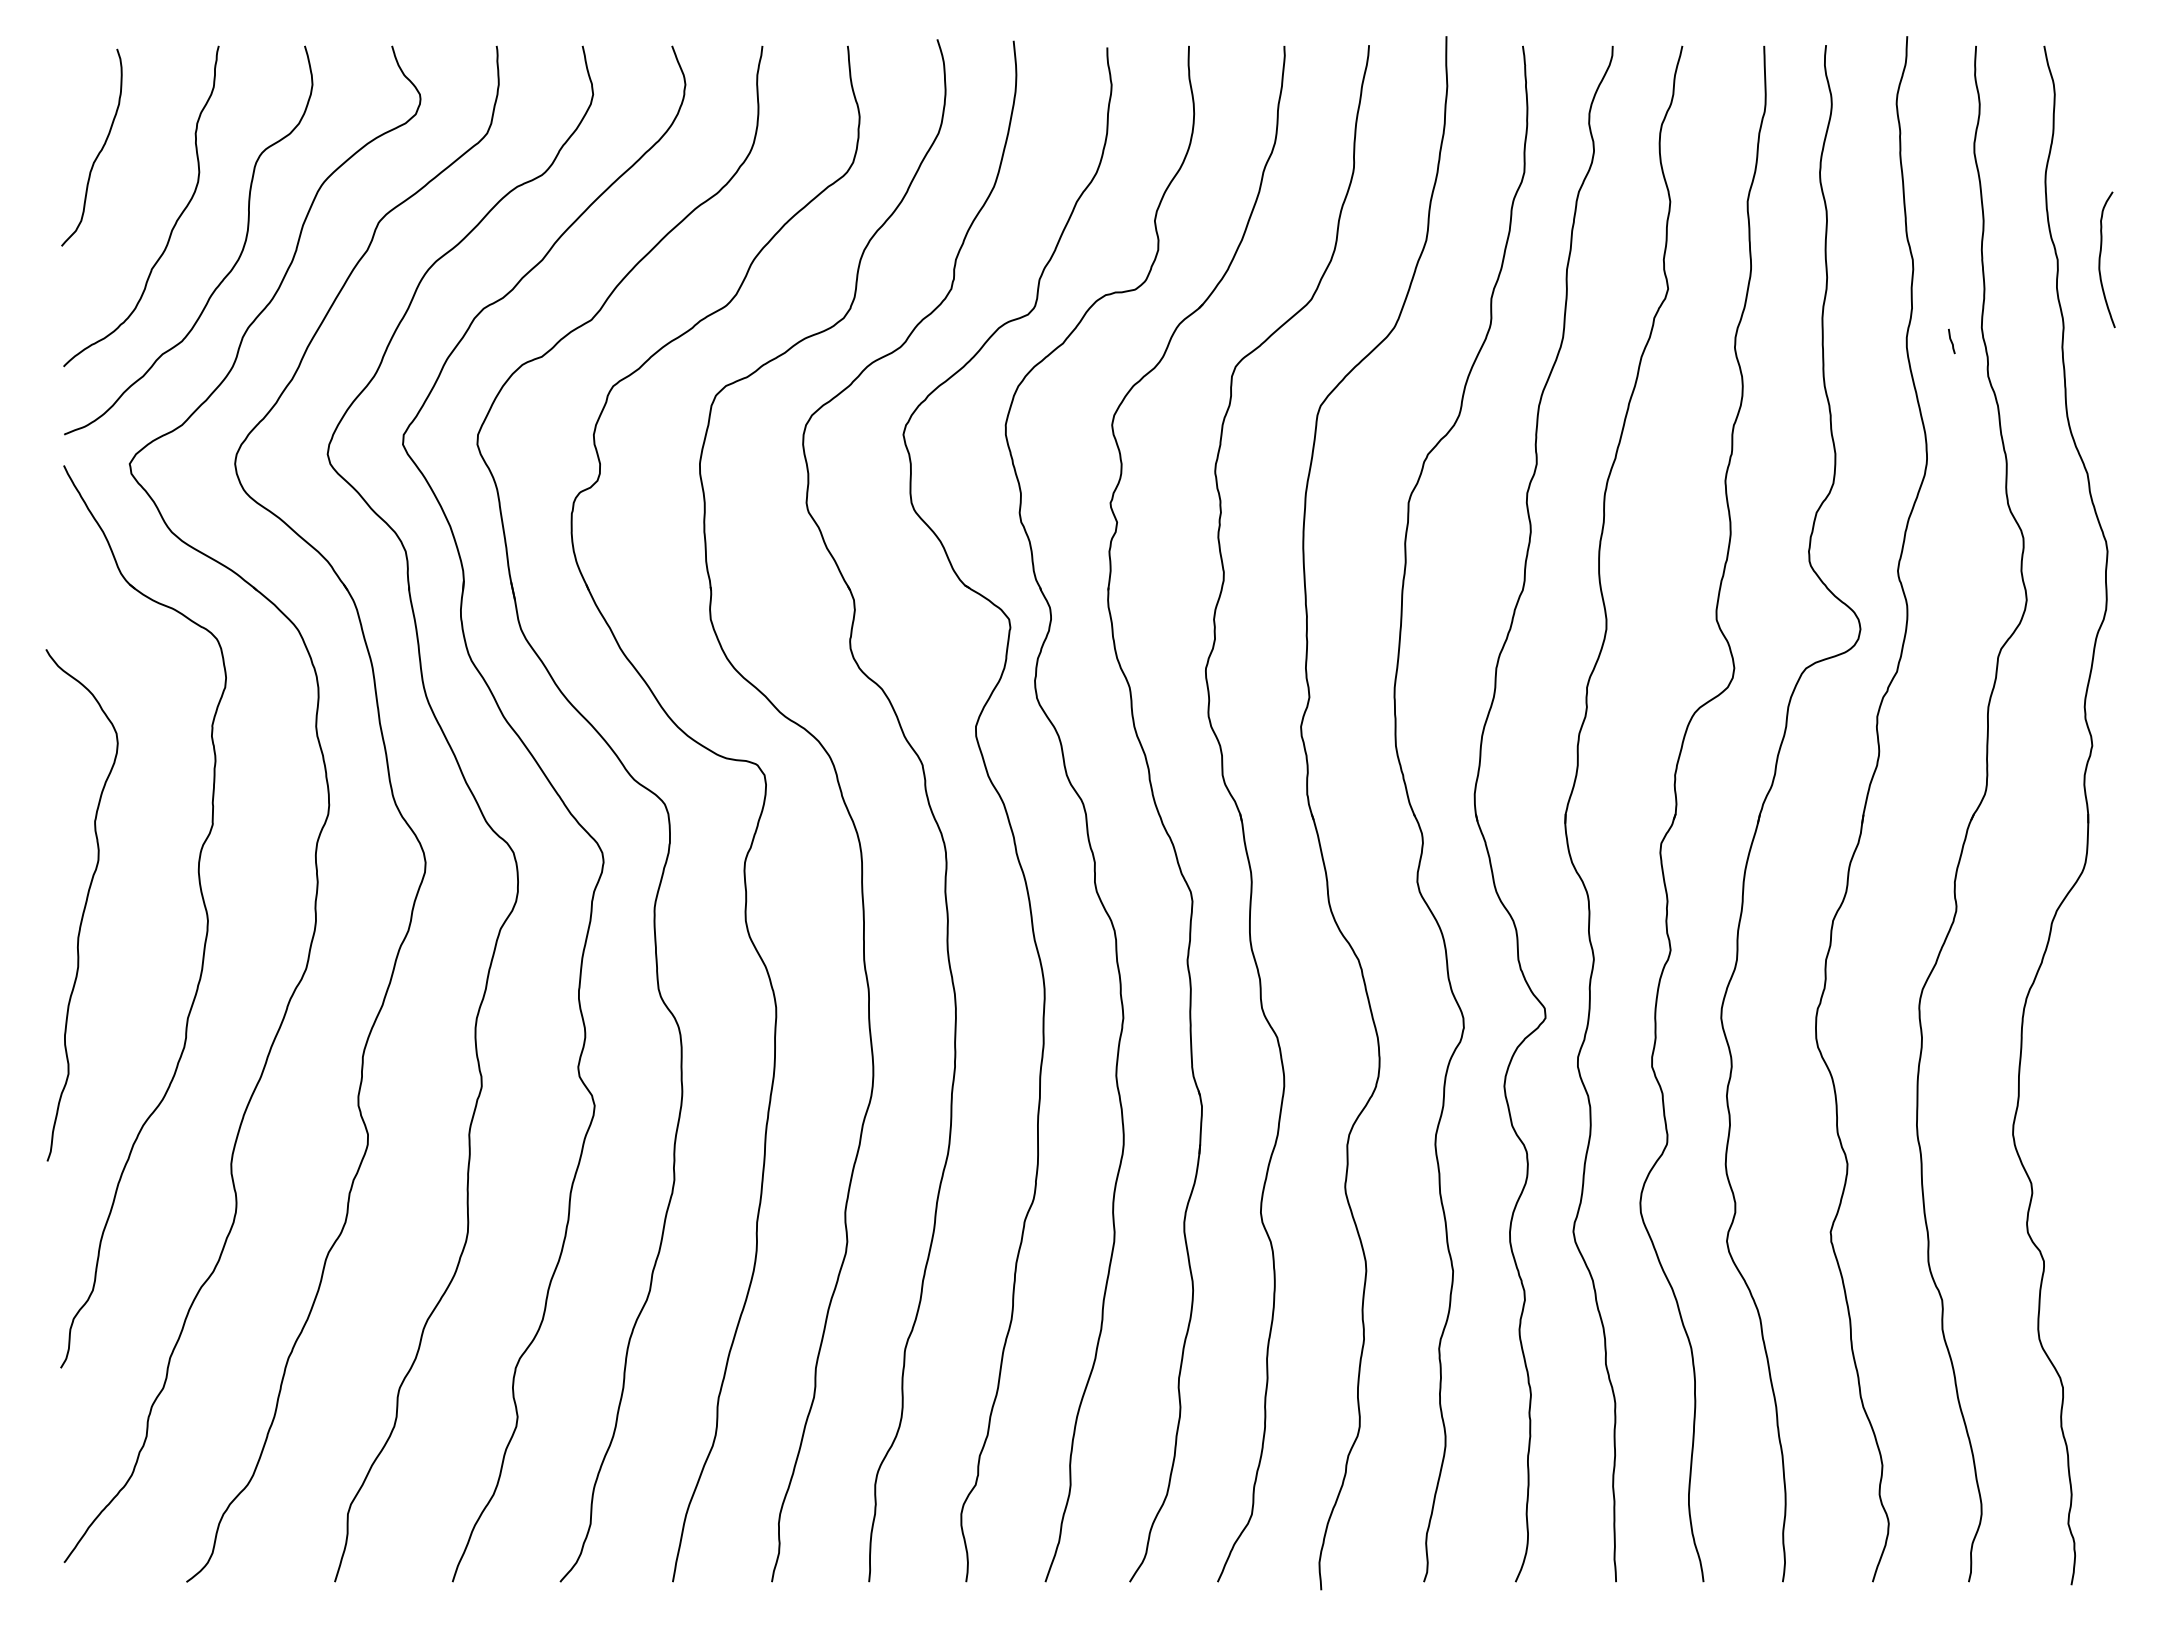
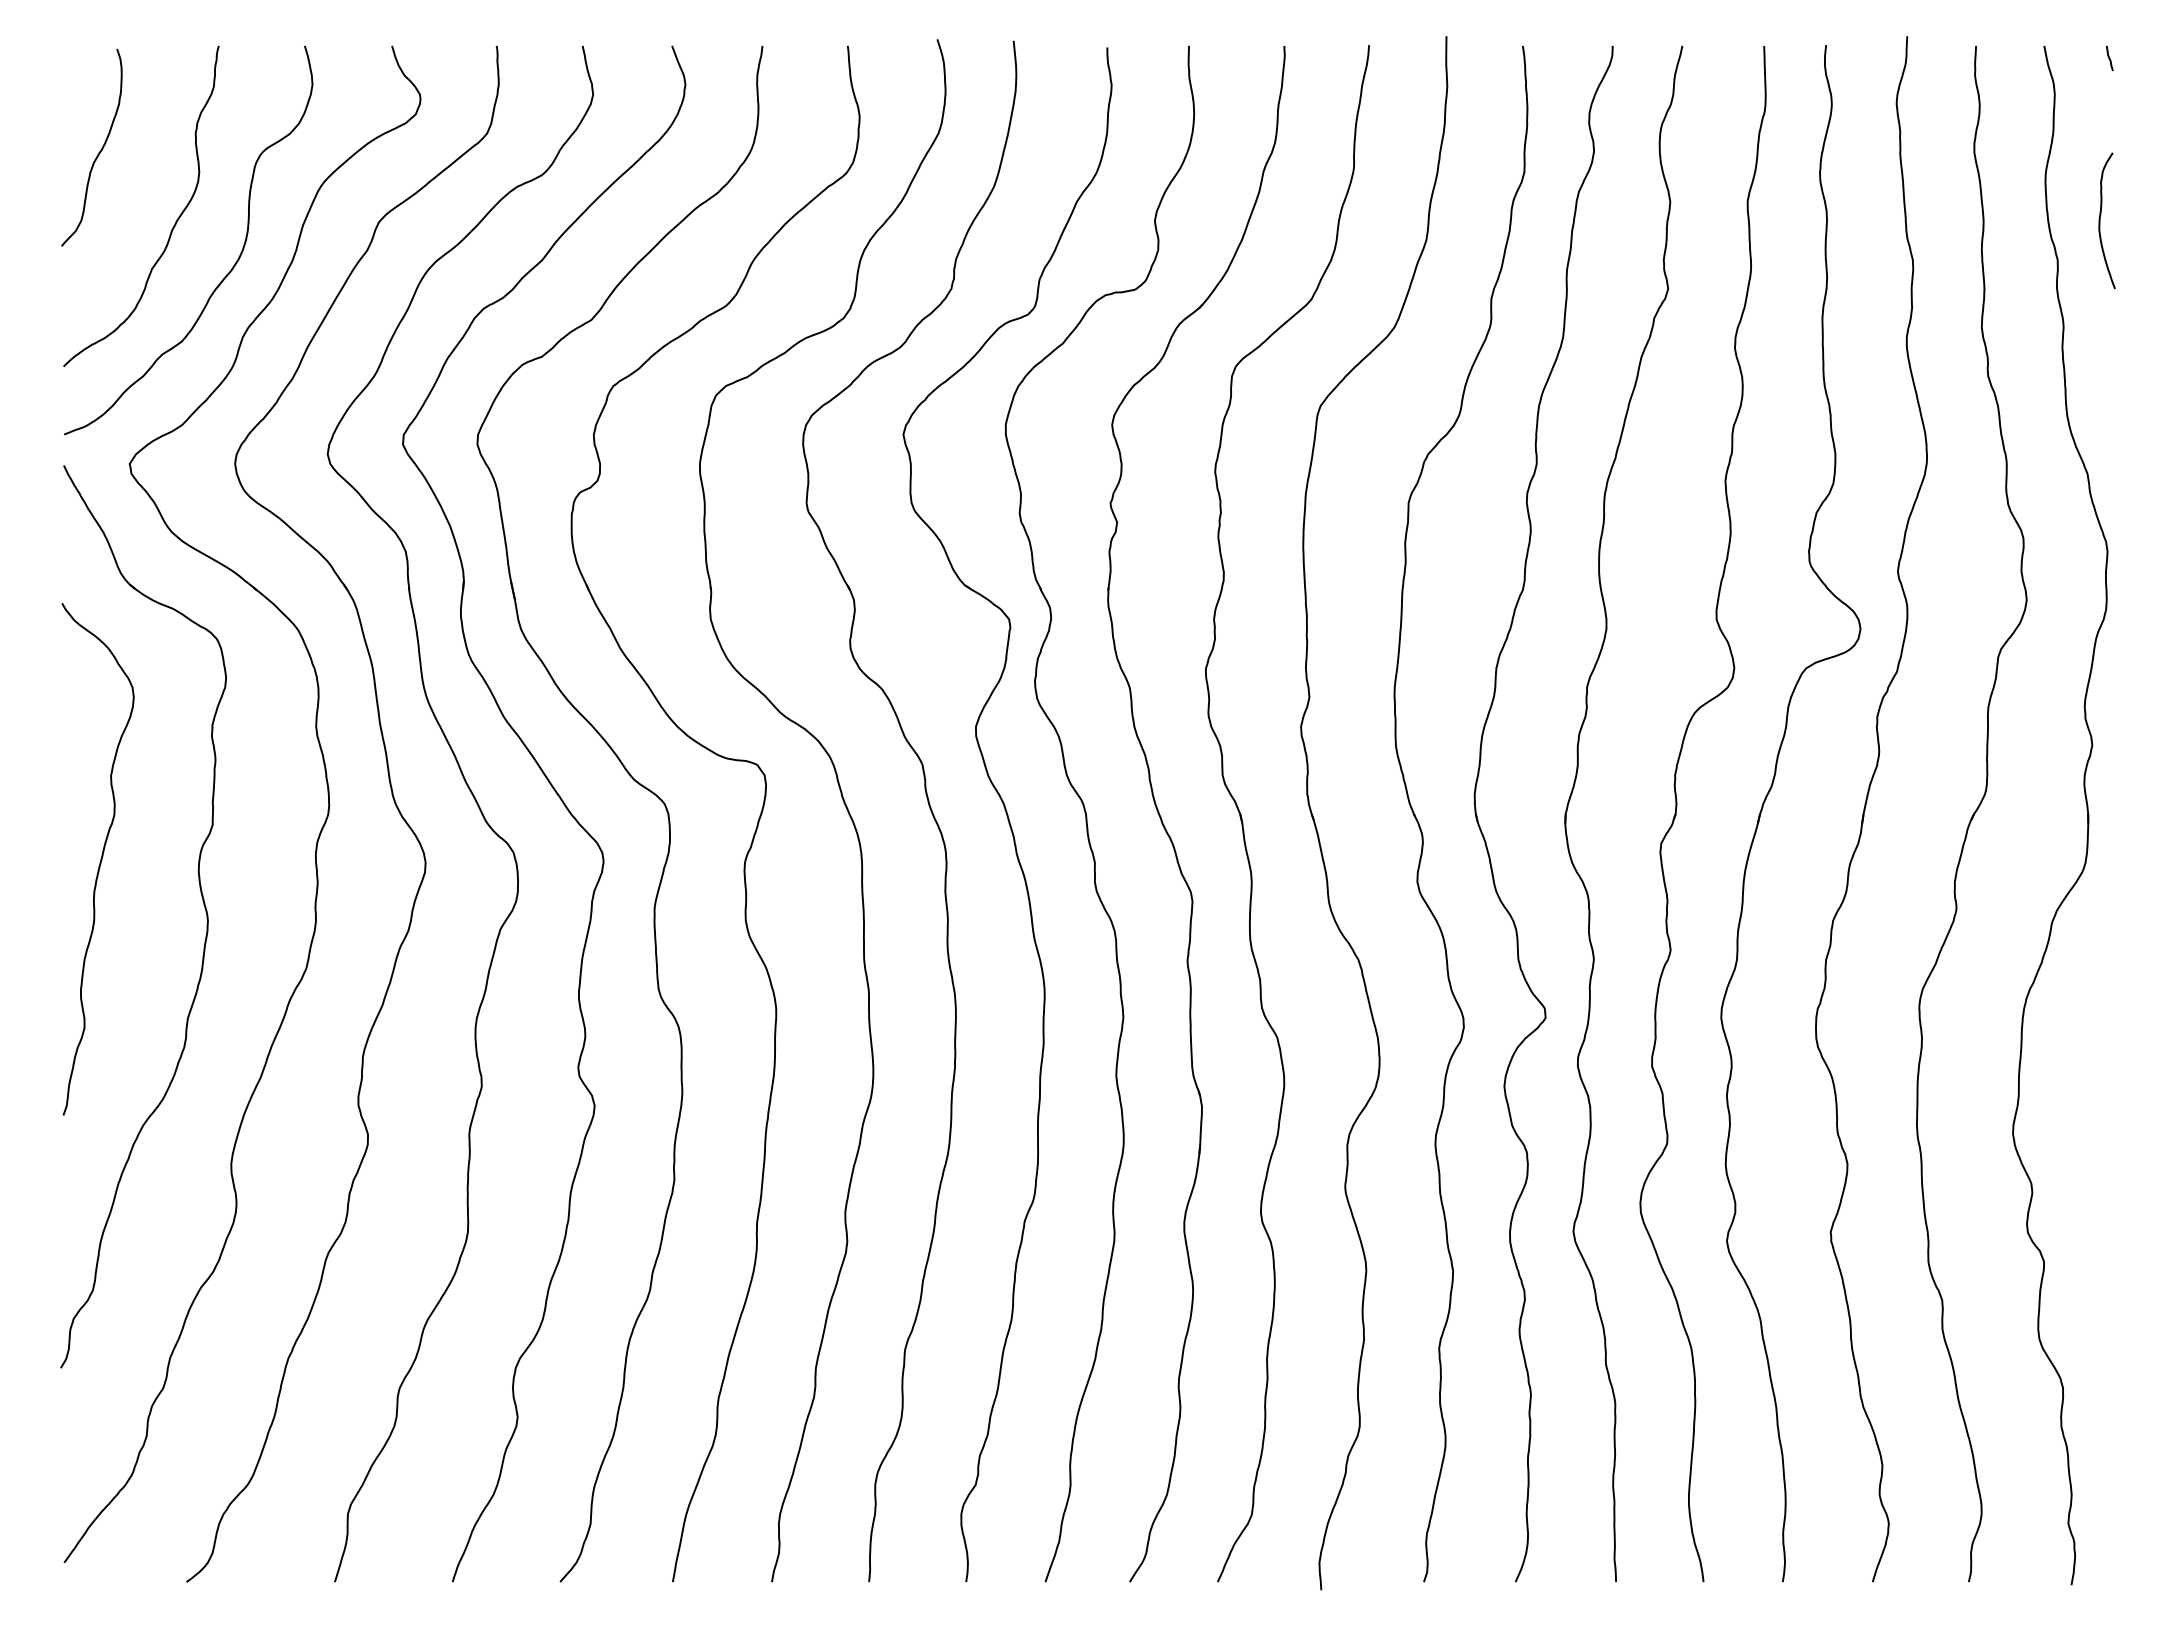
curve position: (2100, 259) -> (2100, 220) (2100, 220)
line position: (1951, 341) -> (2109, 58) (2109, 58)
curve position: (84, 905) -> (100, 859) (100, 859)
